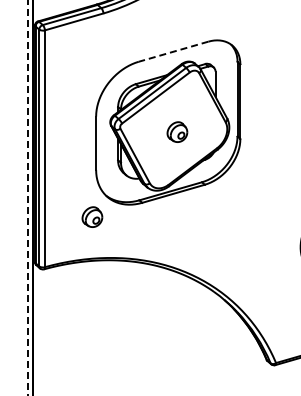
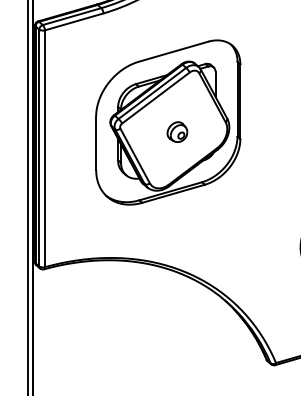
line: dashed -> solid (173, 51)
line: dashed -> solid (27, 197)
part: present -> none (92, 216)
